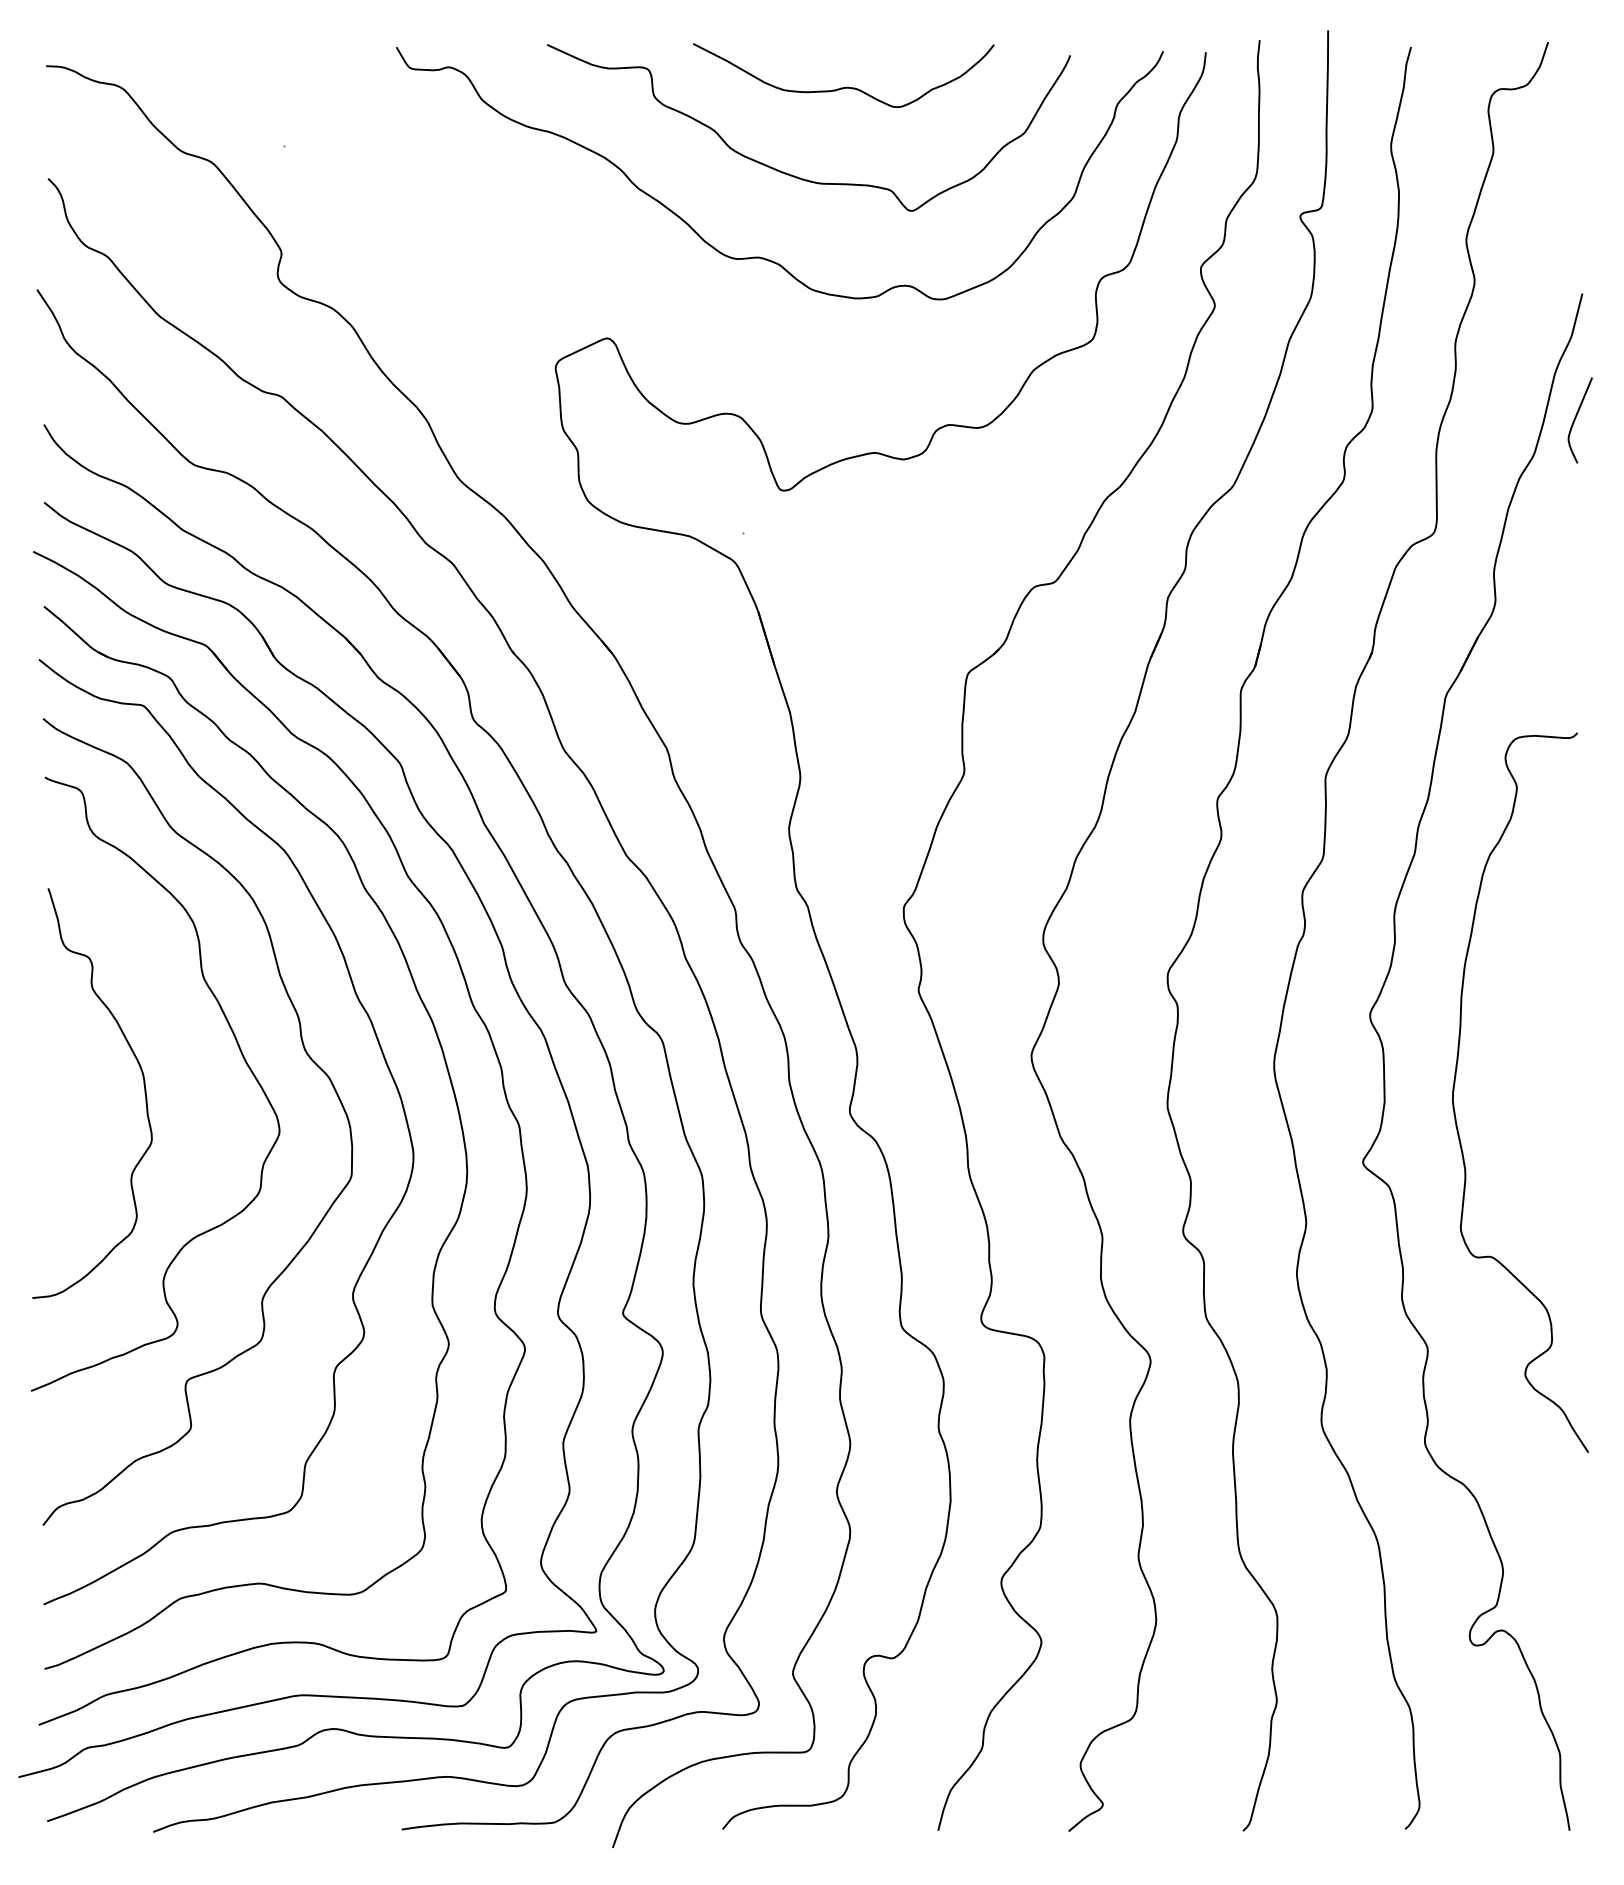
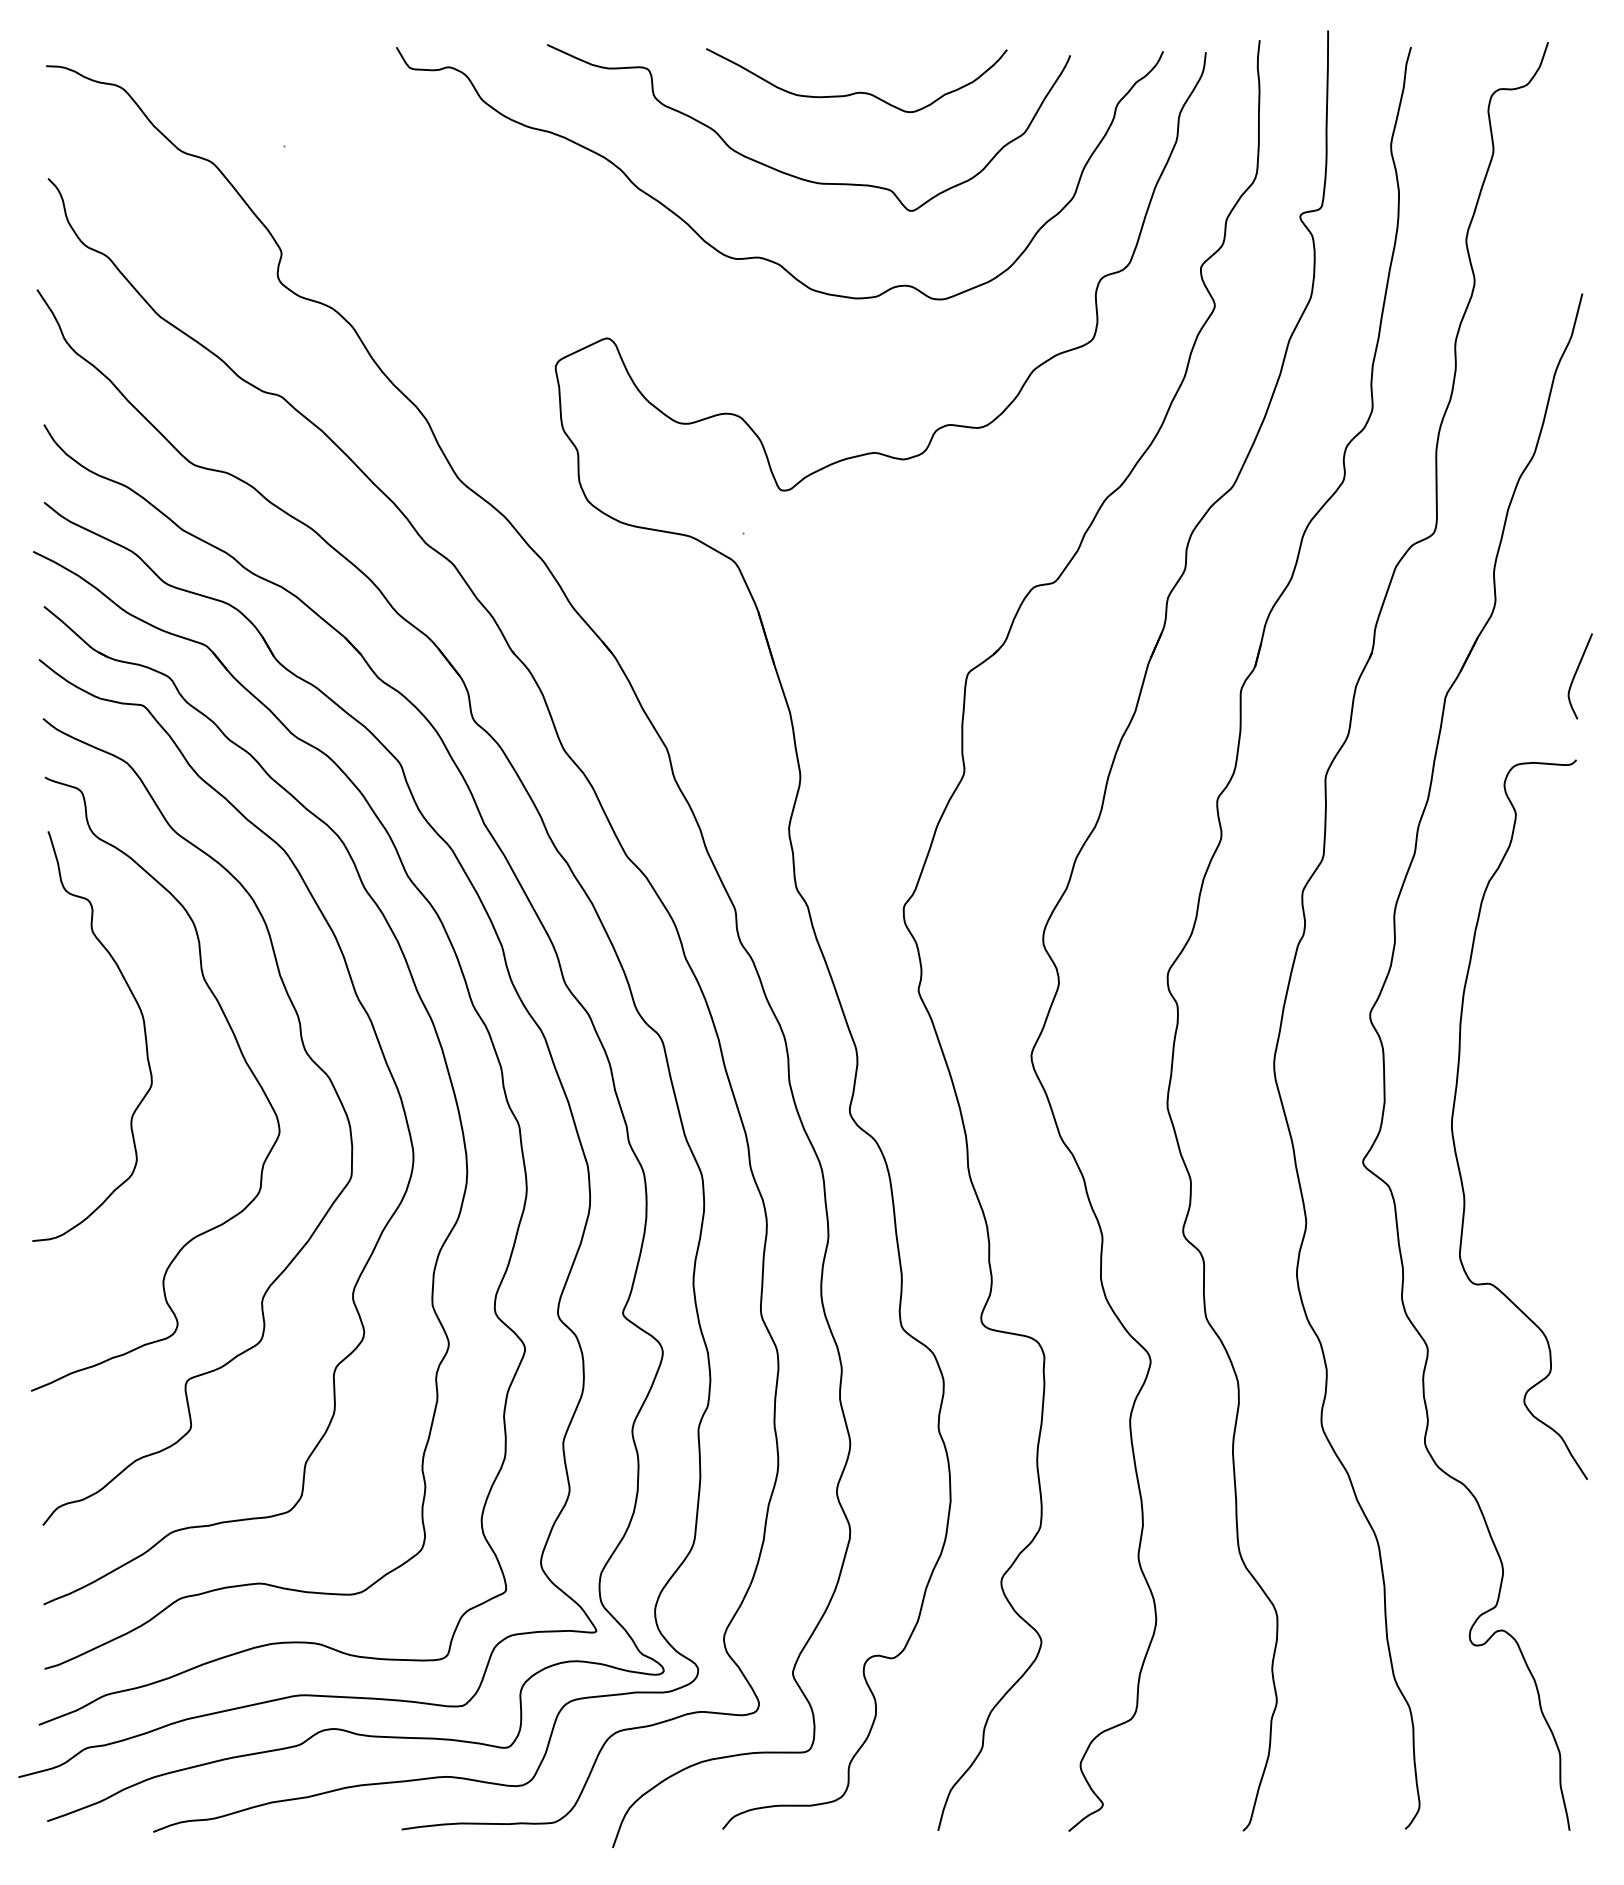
curve position: (845, 86) -> (858, 91) (858, 91)
curve position: (1576, 418) -> (1576, 674) (1576, 674)
curve position: (1455, 1083) -> (1454, 1110) (1454, 1110)
curve position: (143, 1085) -> (143, 1028) (143, 1028)
